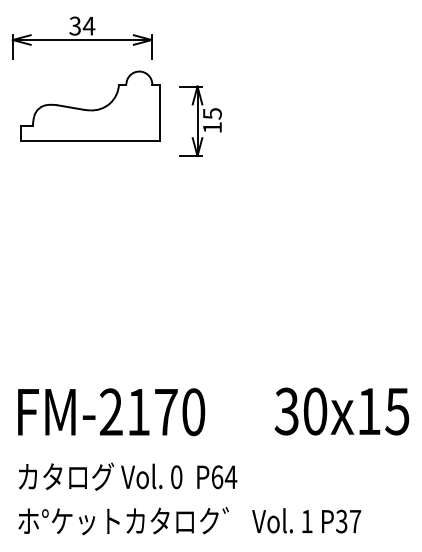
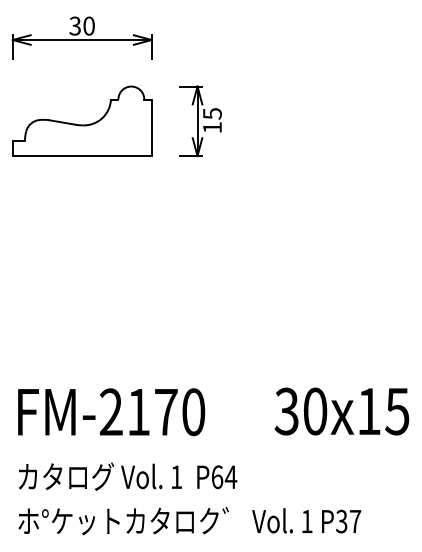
text: 34 -> 30 (88, 25)
part position: (90, 105) -> (82, 120) (82, 120)
text: 0 -> 1 (176, 477)
